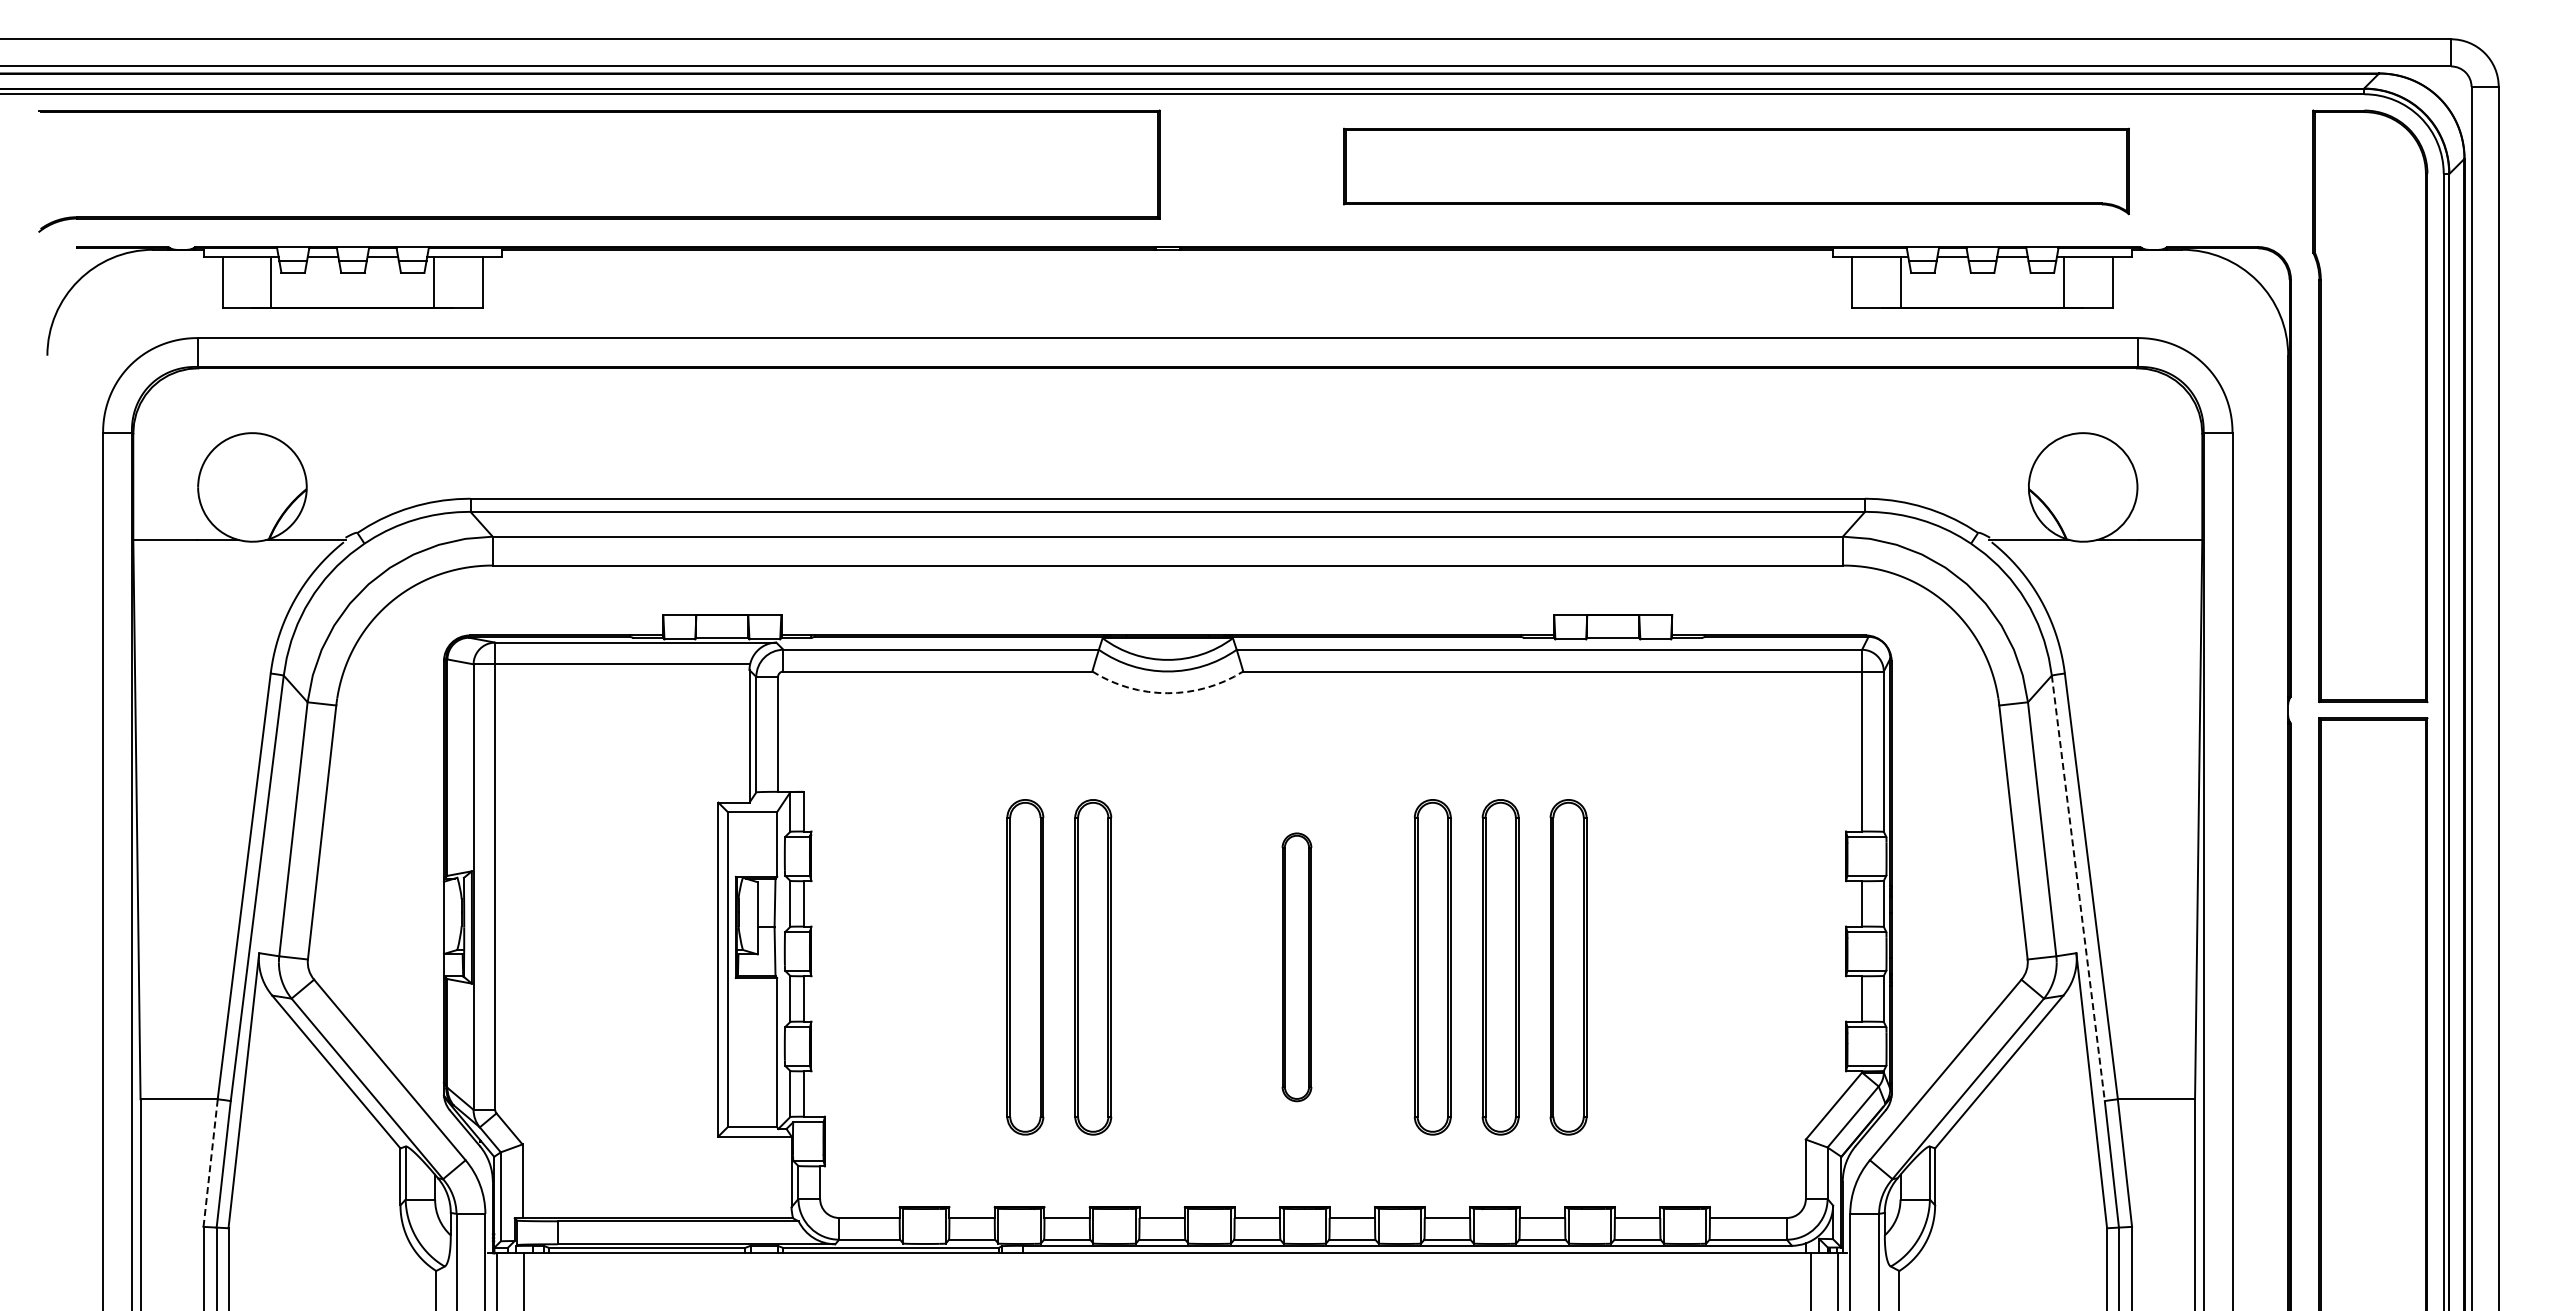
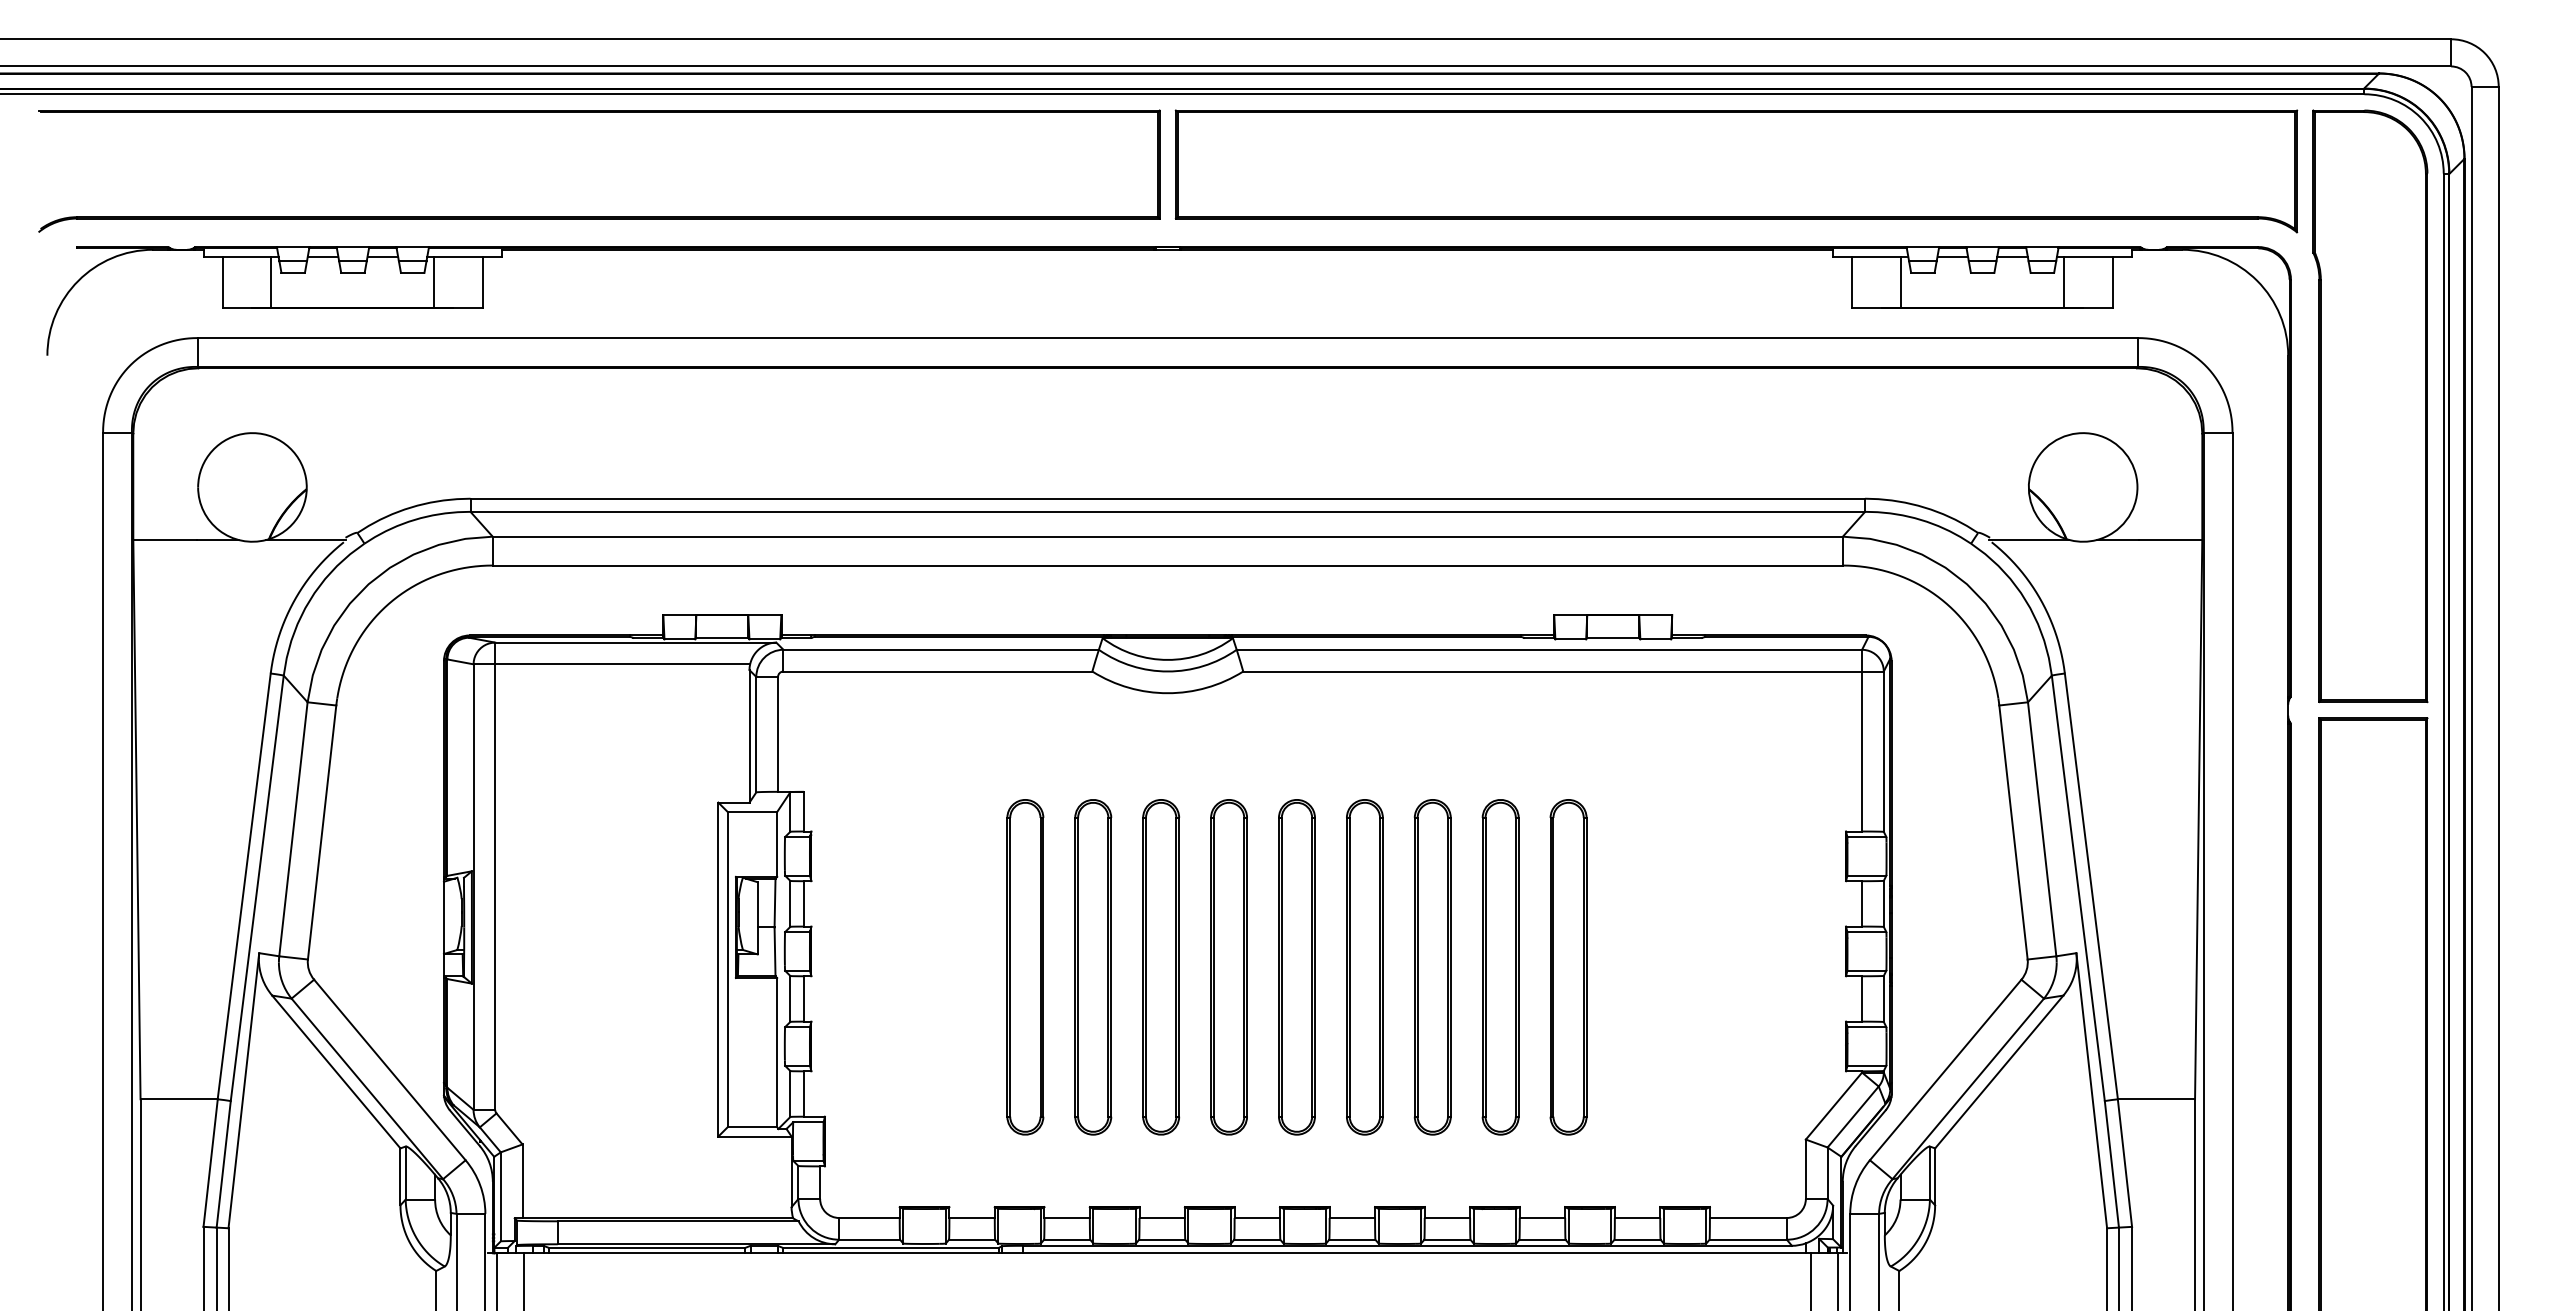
part size: 787x89 px -> 1125x125 px (1736, 171)
arc: dashed -> solid (1167, 693)
line: dashed -> solid (2078, 888)
part: none -> present (1161, 967)
part: none -> present (1228, 967)
part size: 32x271 px -> 38x337 px (1296, 967)
part: none -> present (1364, 967)
line: dashed -> solid (210, 1162)
